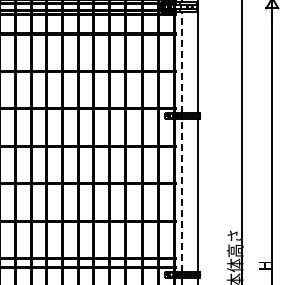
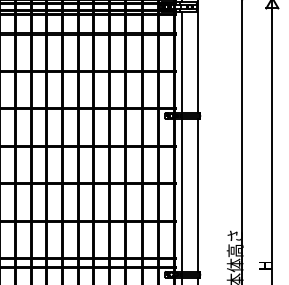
line: dashed -> solid (182, 62)
line: dashed -> solid (182, 194)
